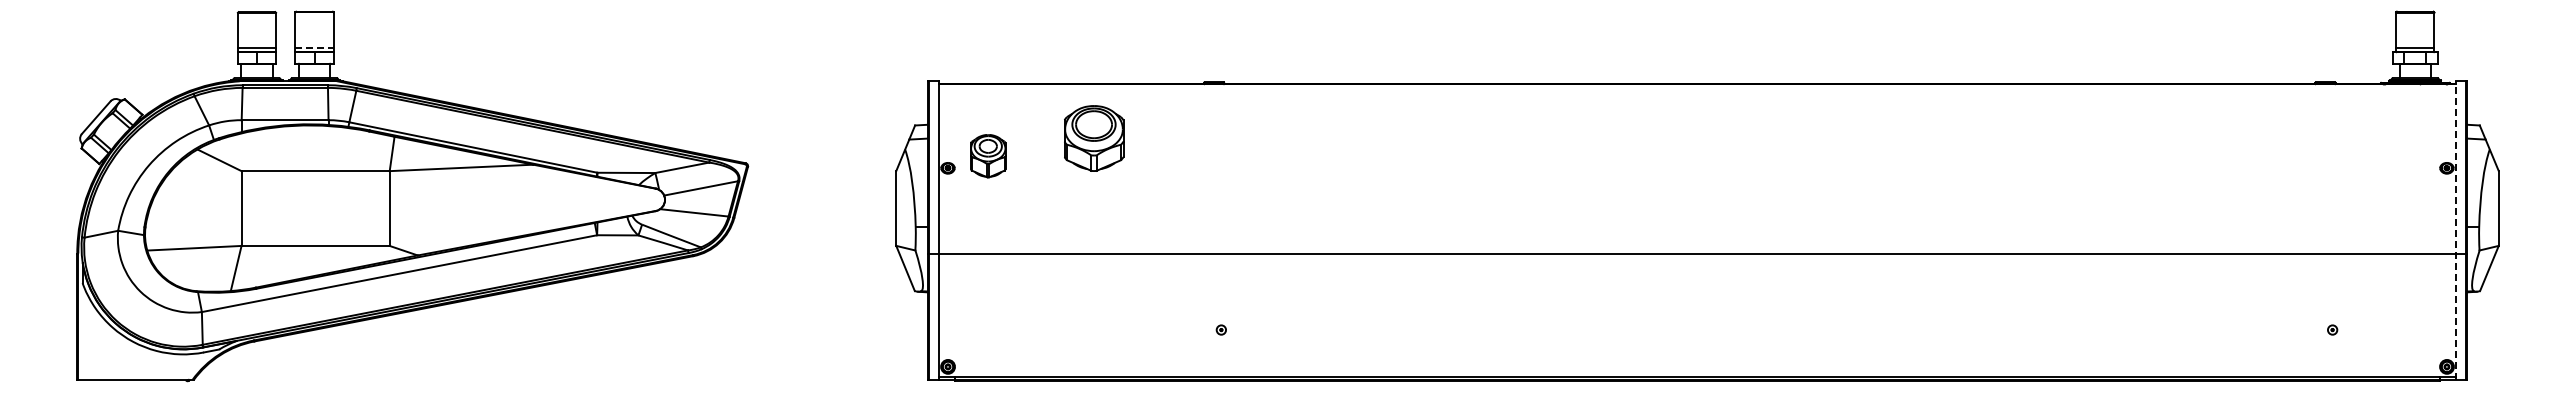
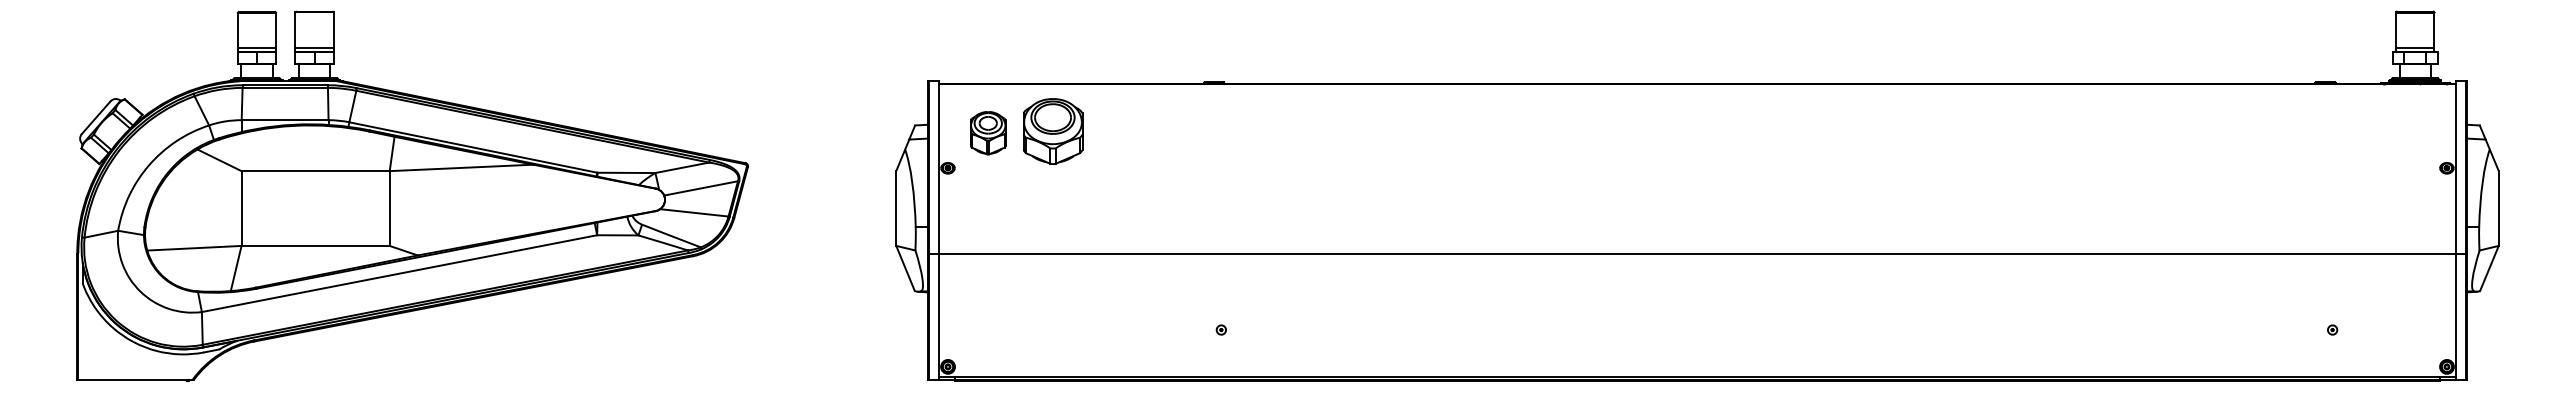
line: dashed -> solid (315, 47)
part position: (1094, 138) -> (1053, 131) (1053, 131)
part position: (988, 156) -> (988, 133) (988, 133)
line: dashed -> solid (2455, 230)
